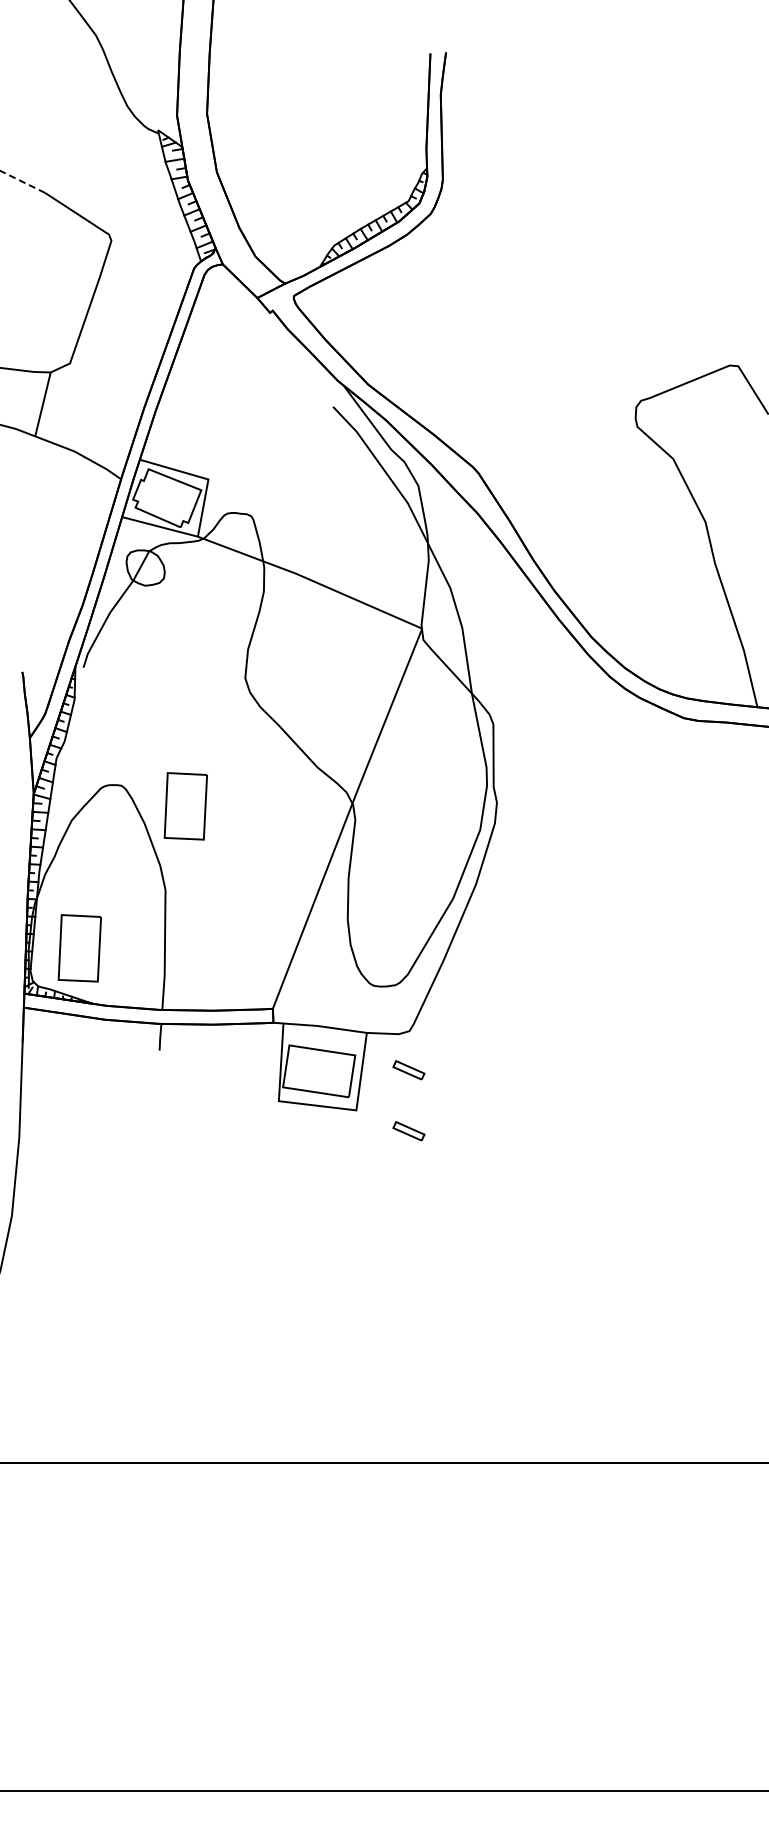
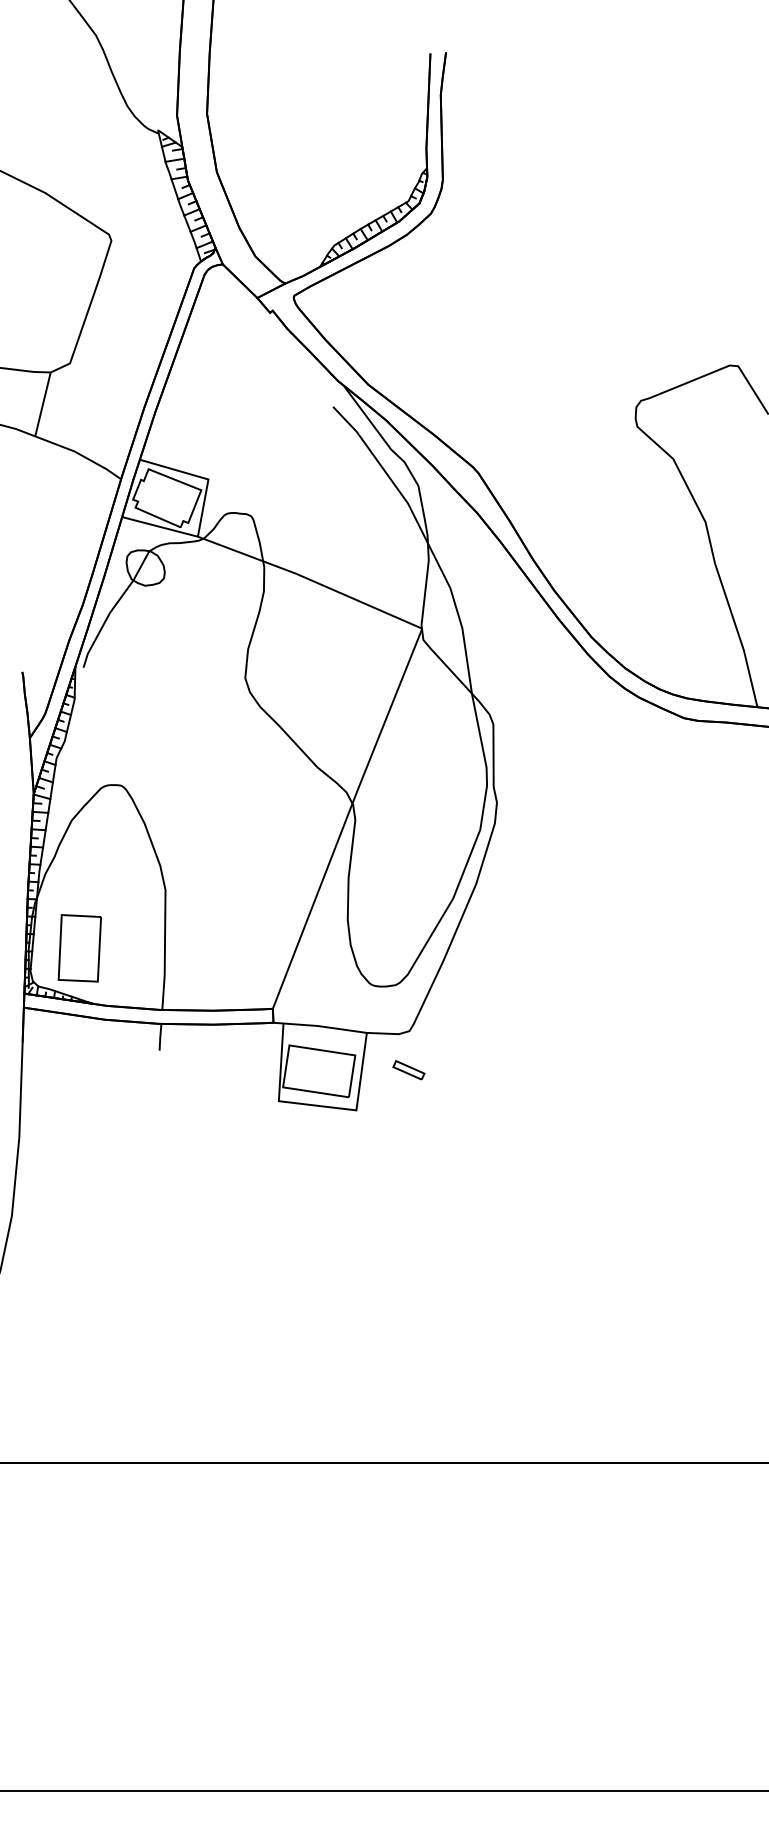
line: dashed -> solid (22, 181)
part: present -> none (185, 806)
part: present -> none (408, 1131)
